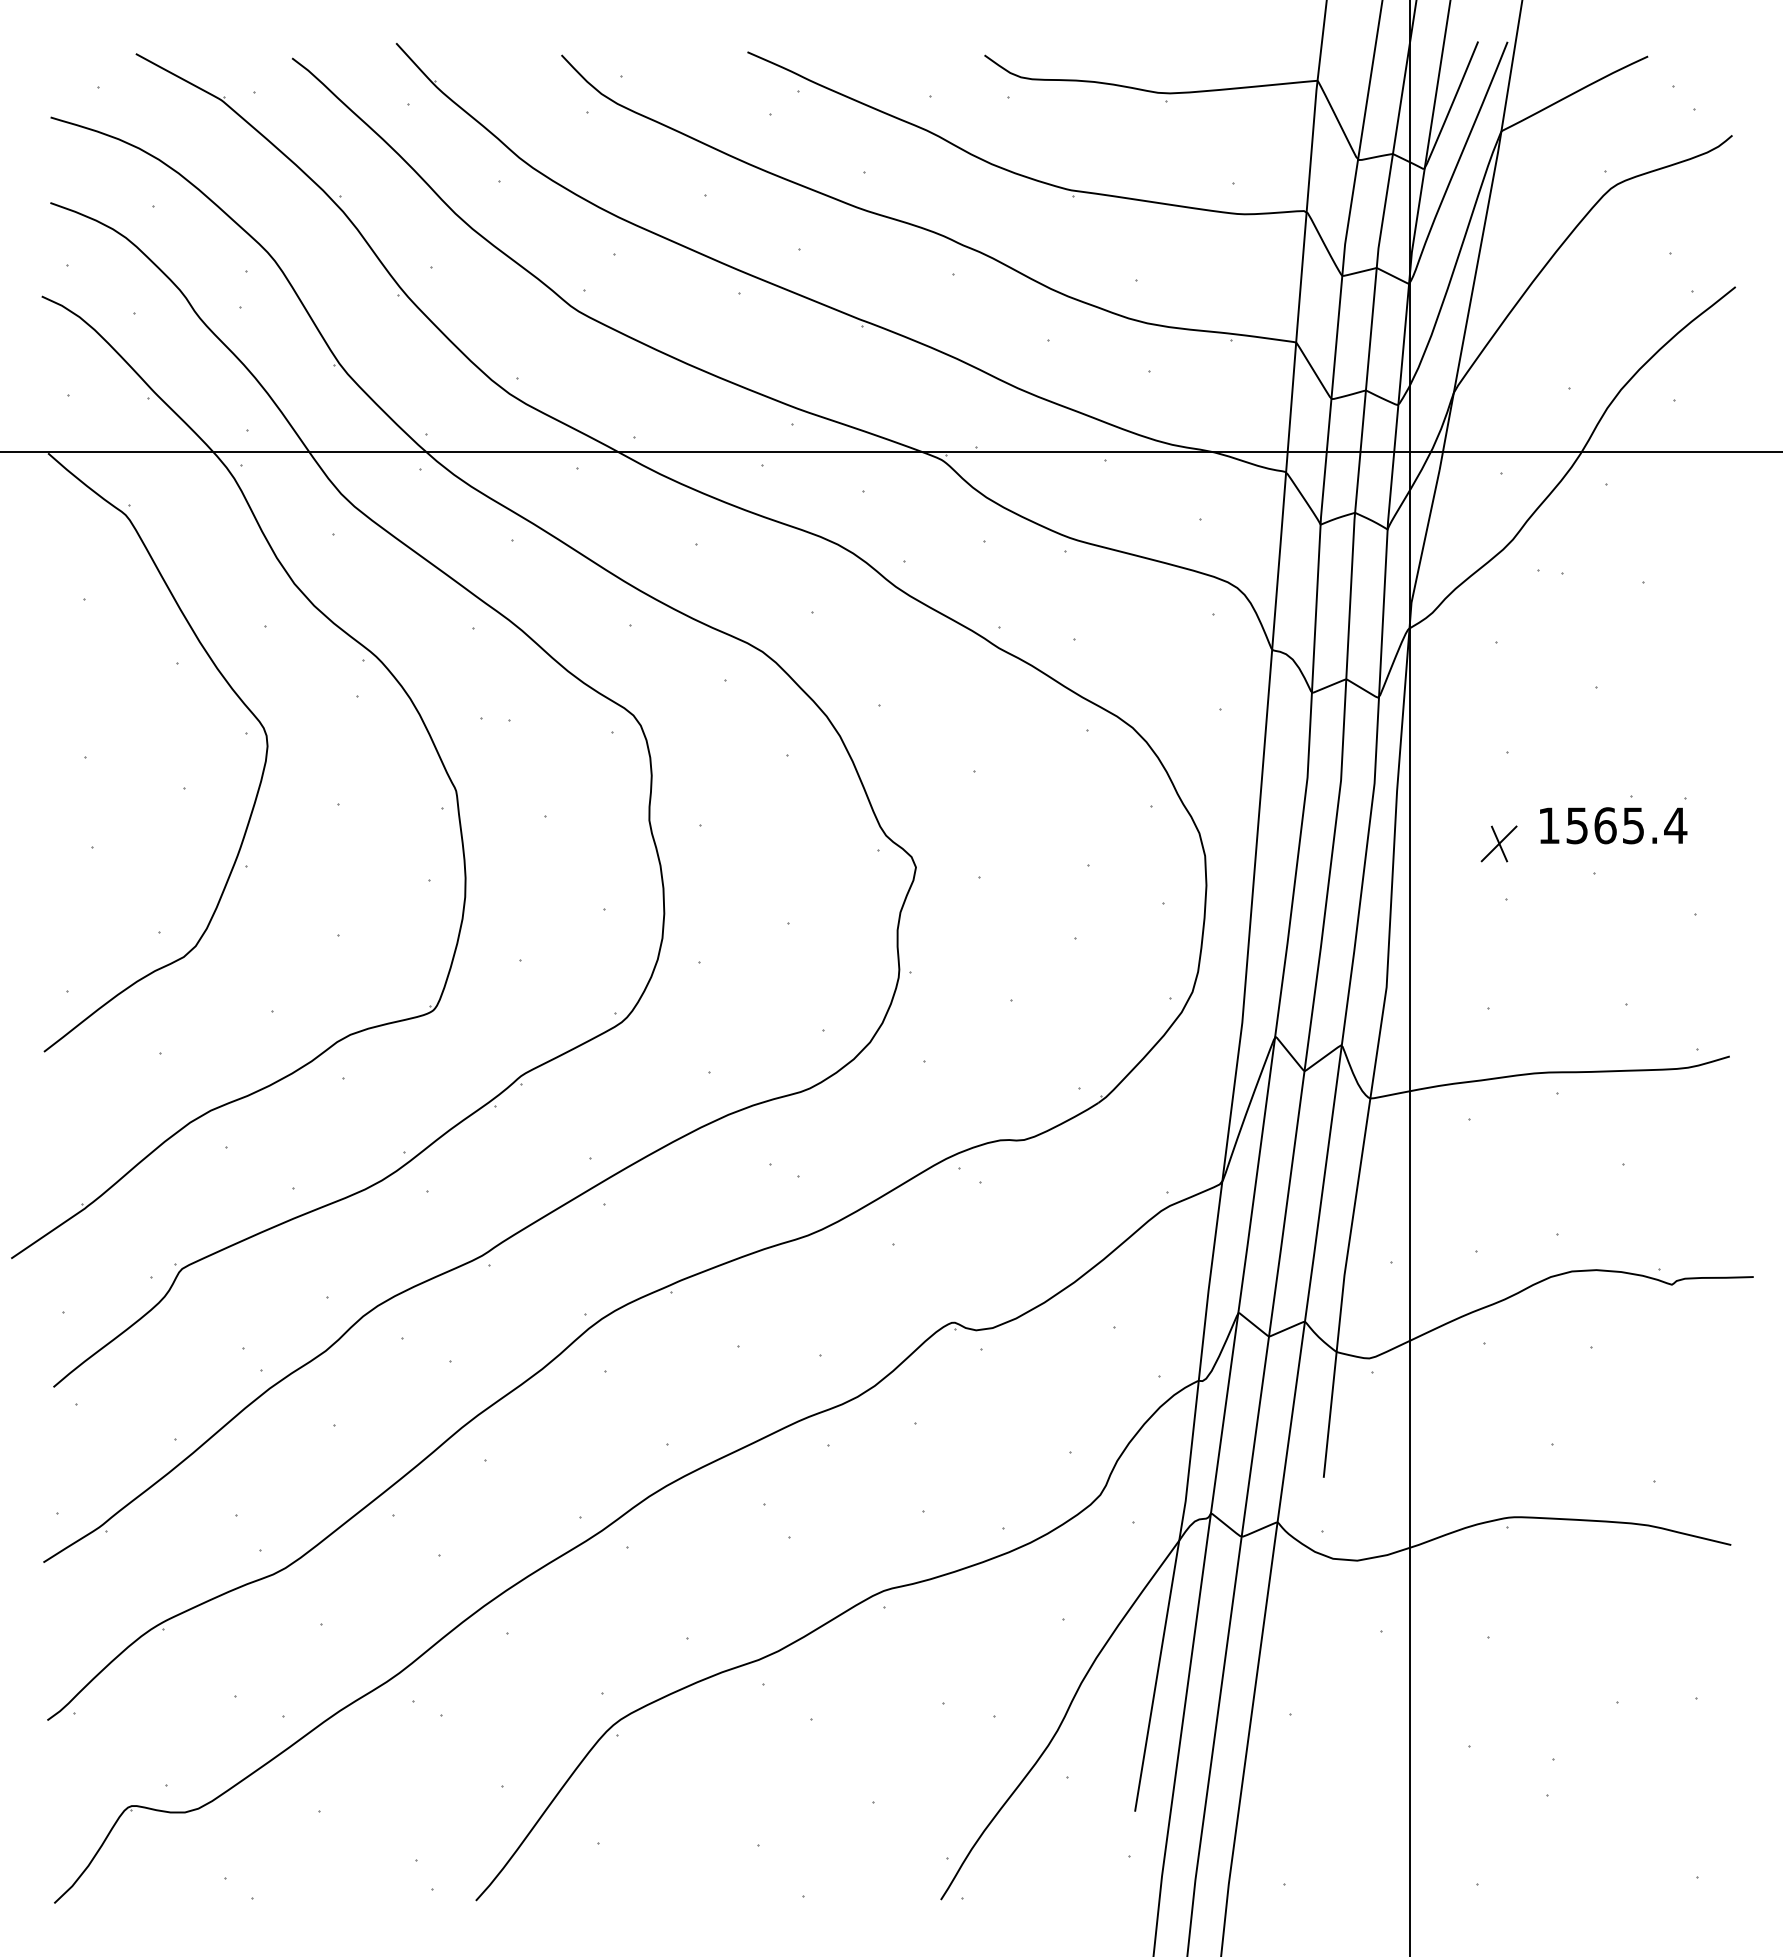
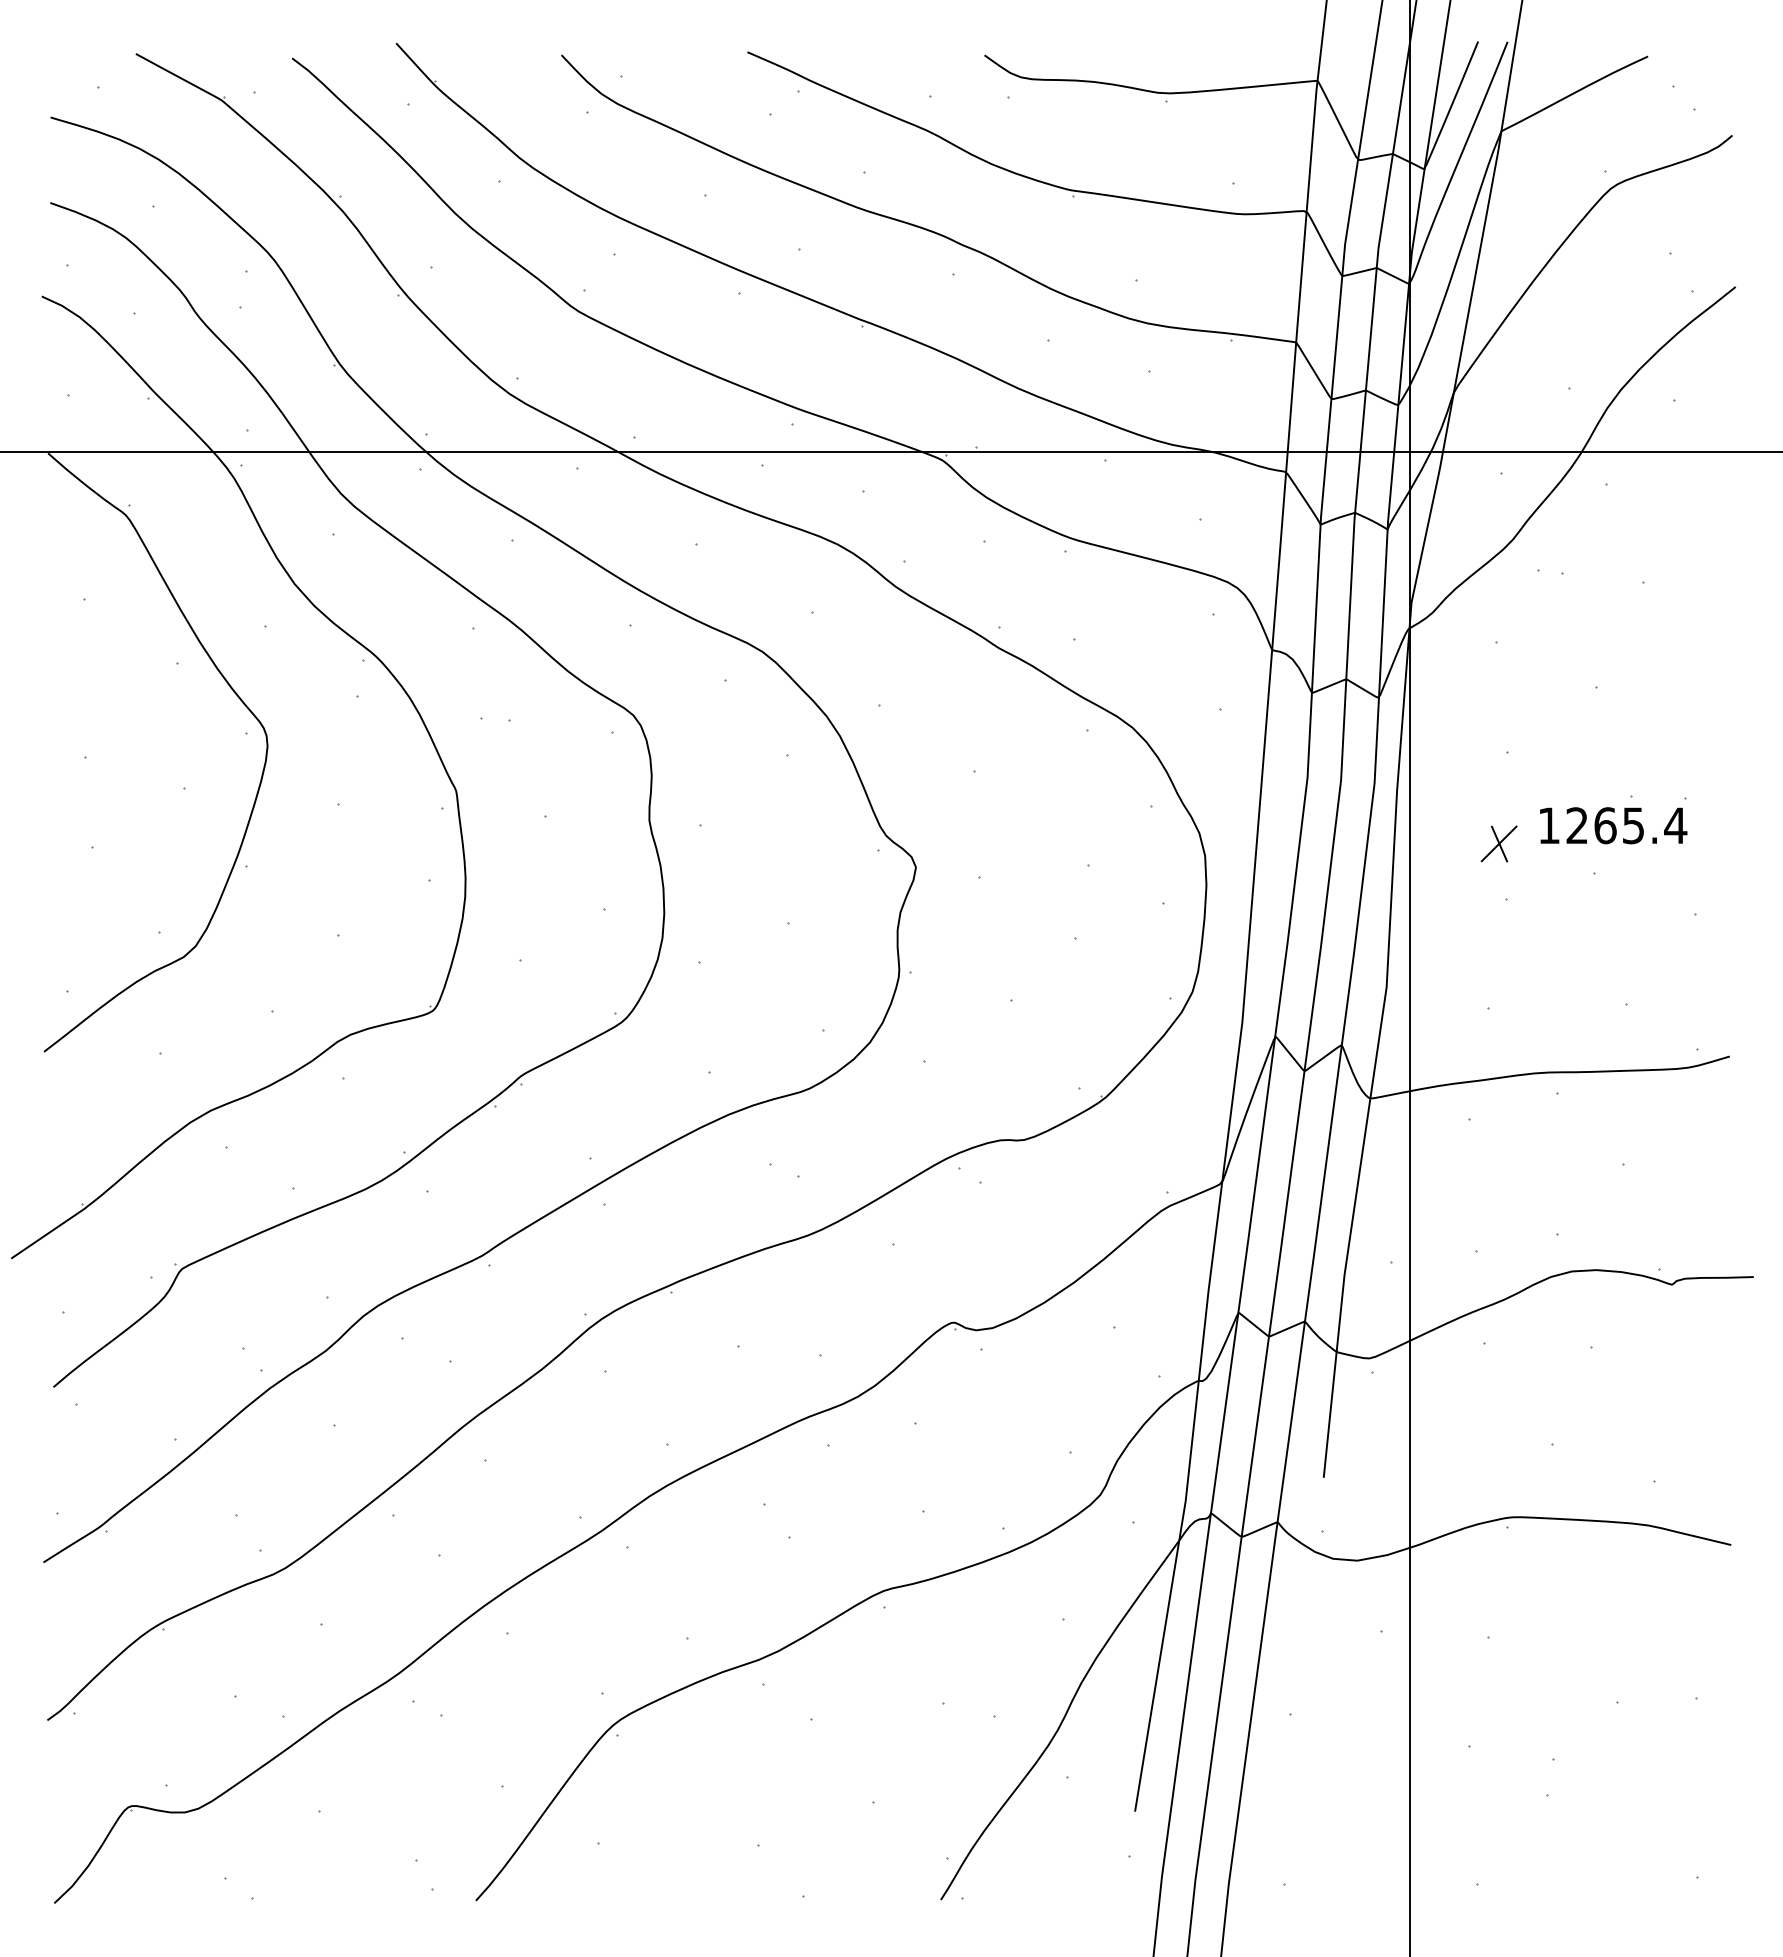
text: 1565.4 -> 1265.4 (1576, 825)
